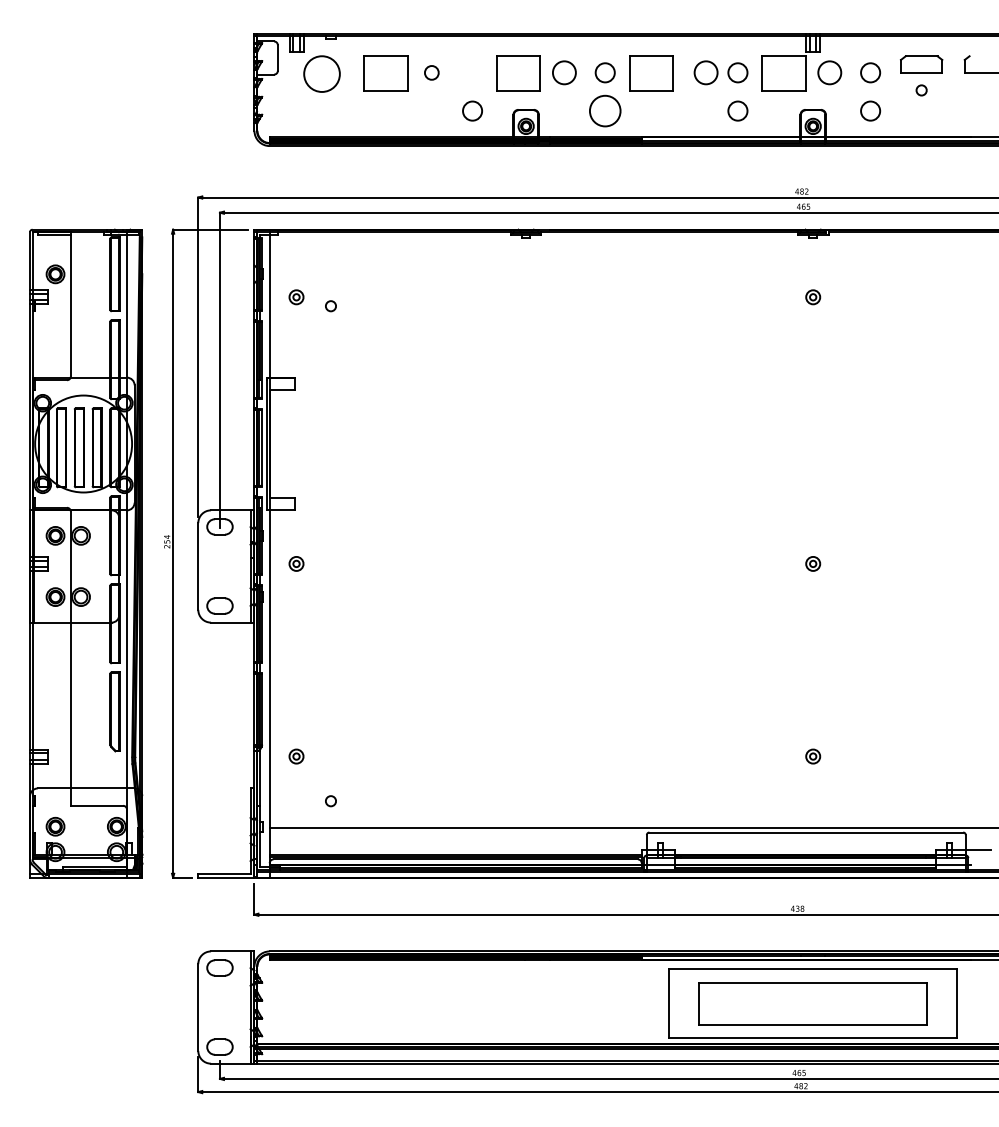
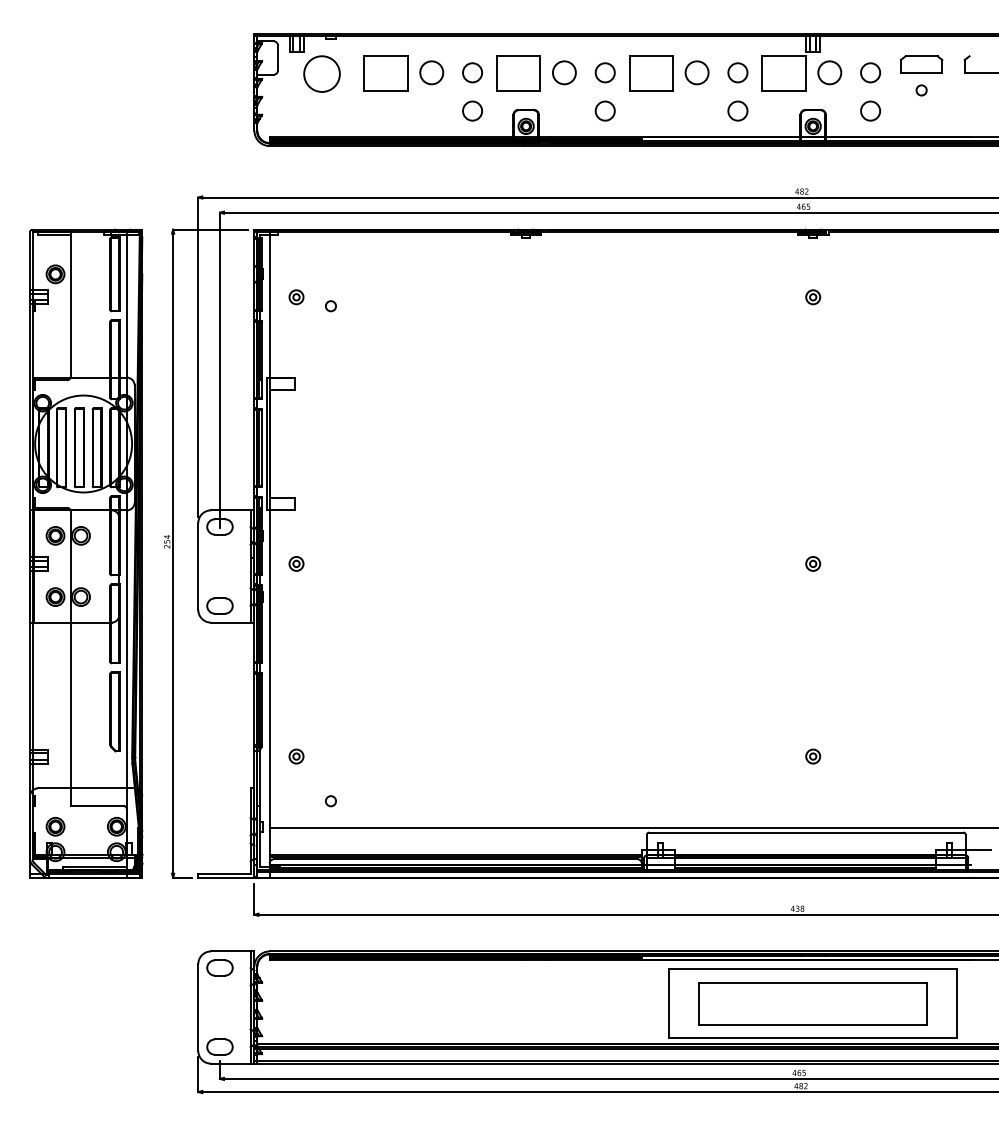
circle size: 16x16 px -> 26x26 px (431, 72)
circle: none -> present (472, 72)
circle position: (705, 72) -> (696, 72) (696, 72)
circle diameter: 31 px -> 19 px (604, 110)
